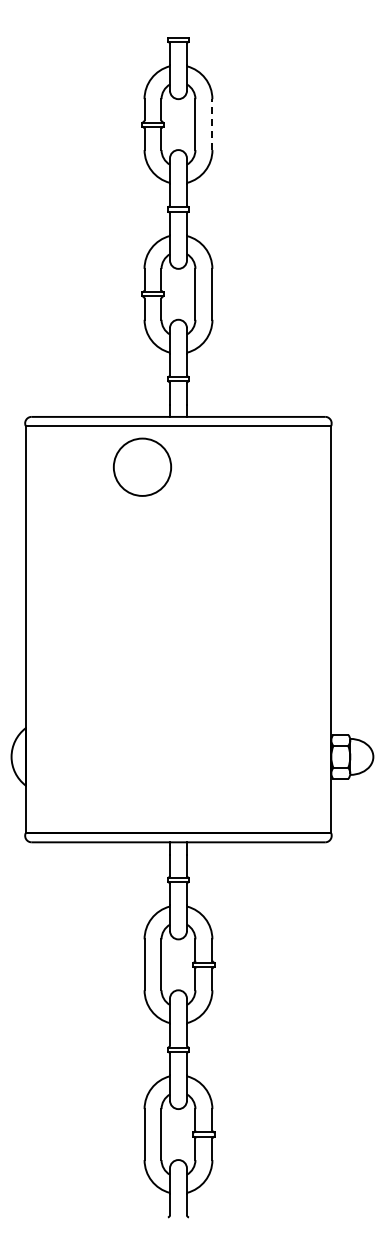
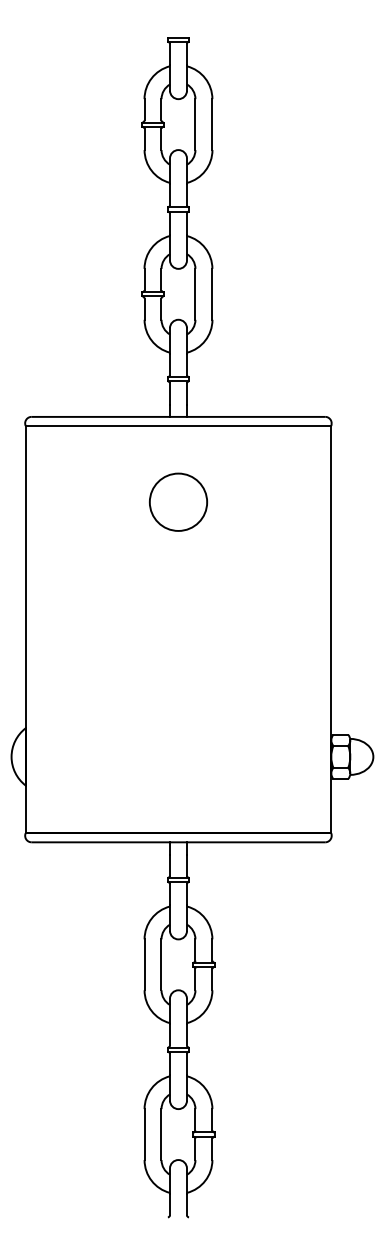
line: dashed -> solid (212, 124)
circle position: (142, 466) -> (178, 501) (178, 501)
